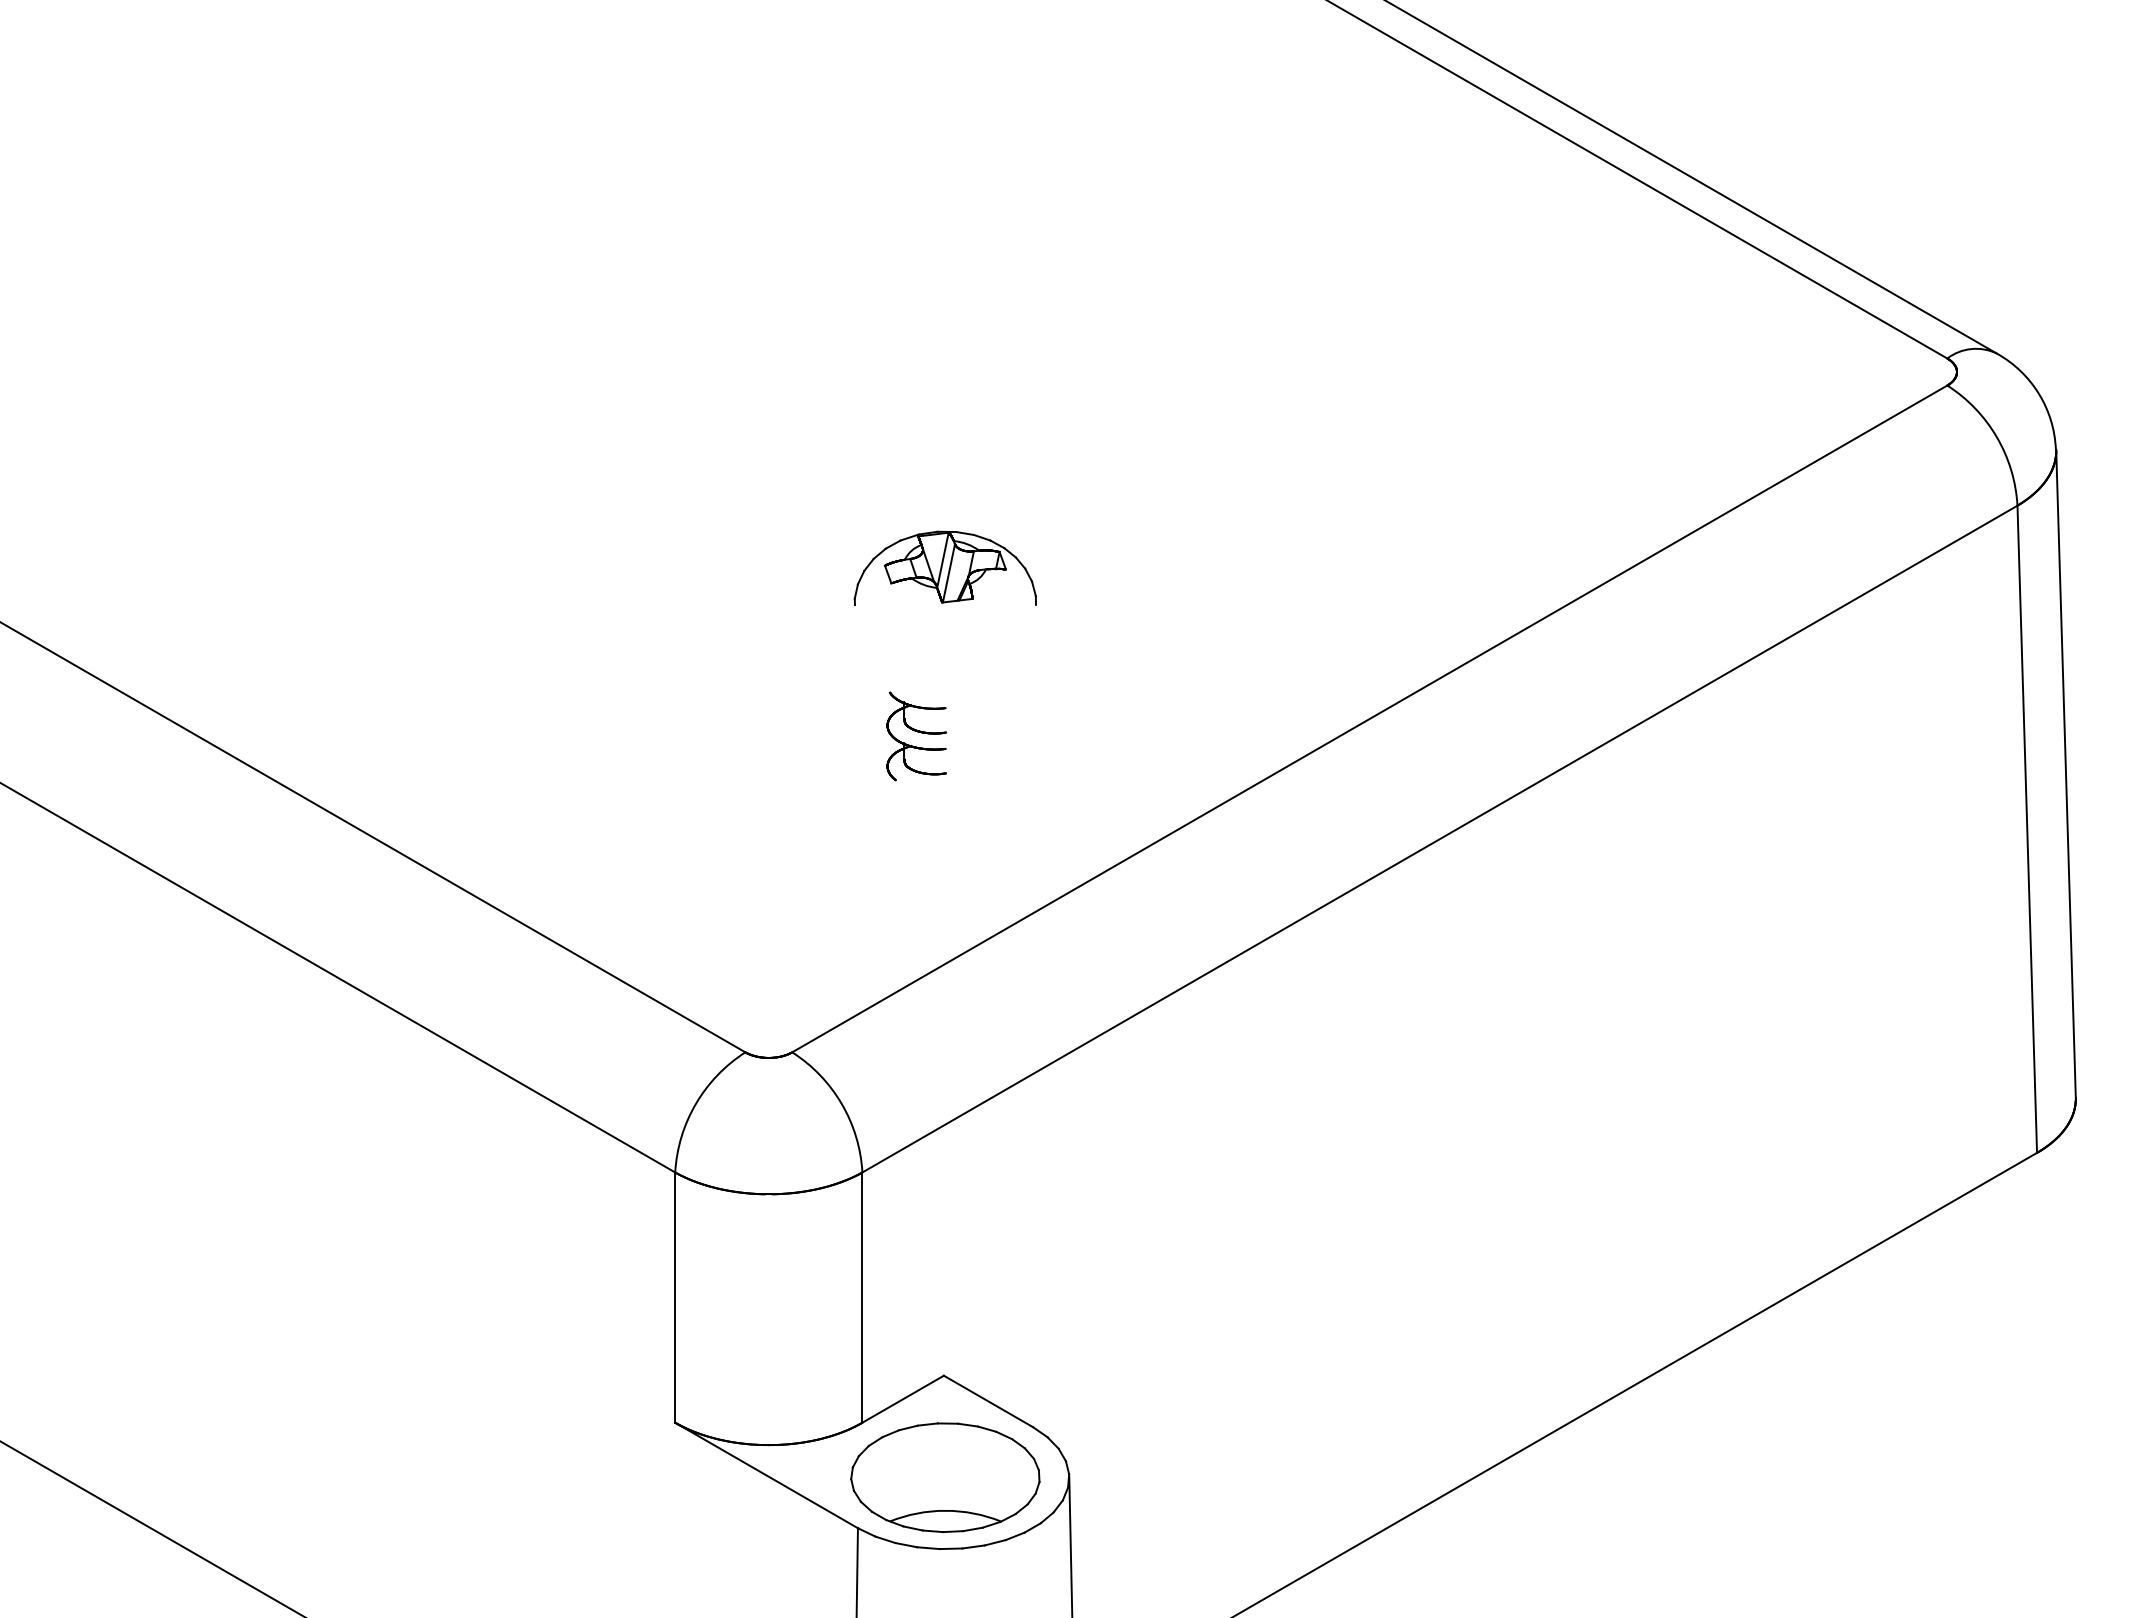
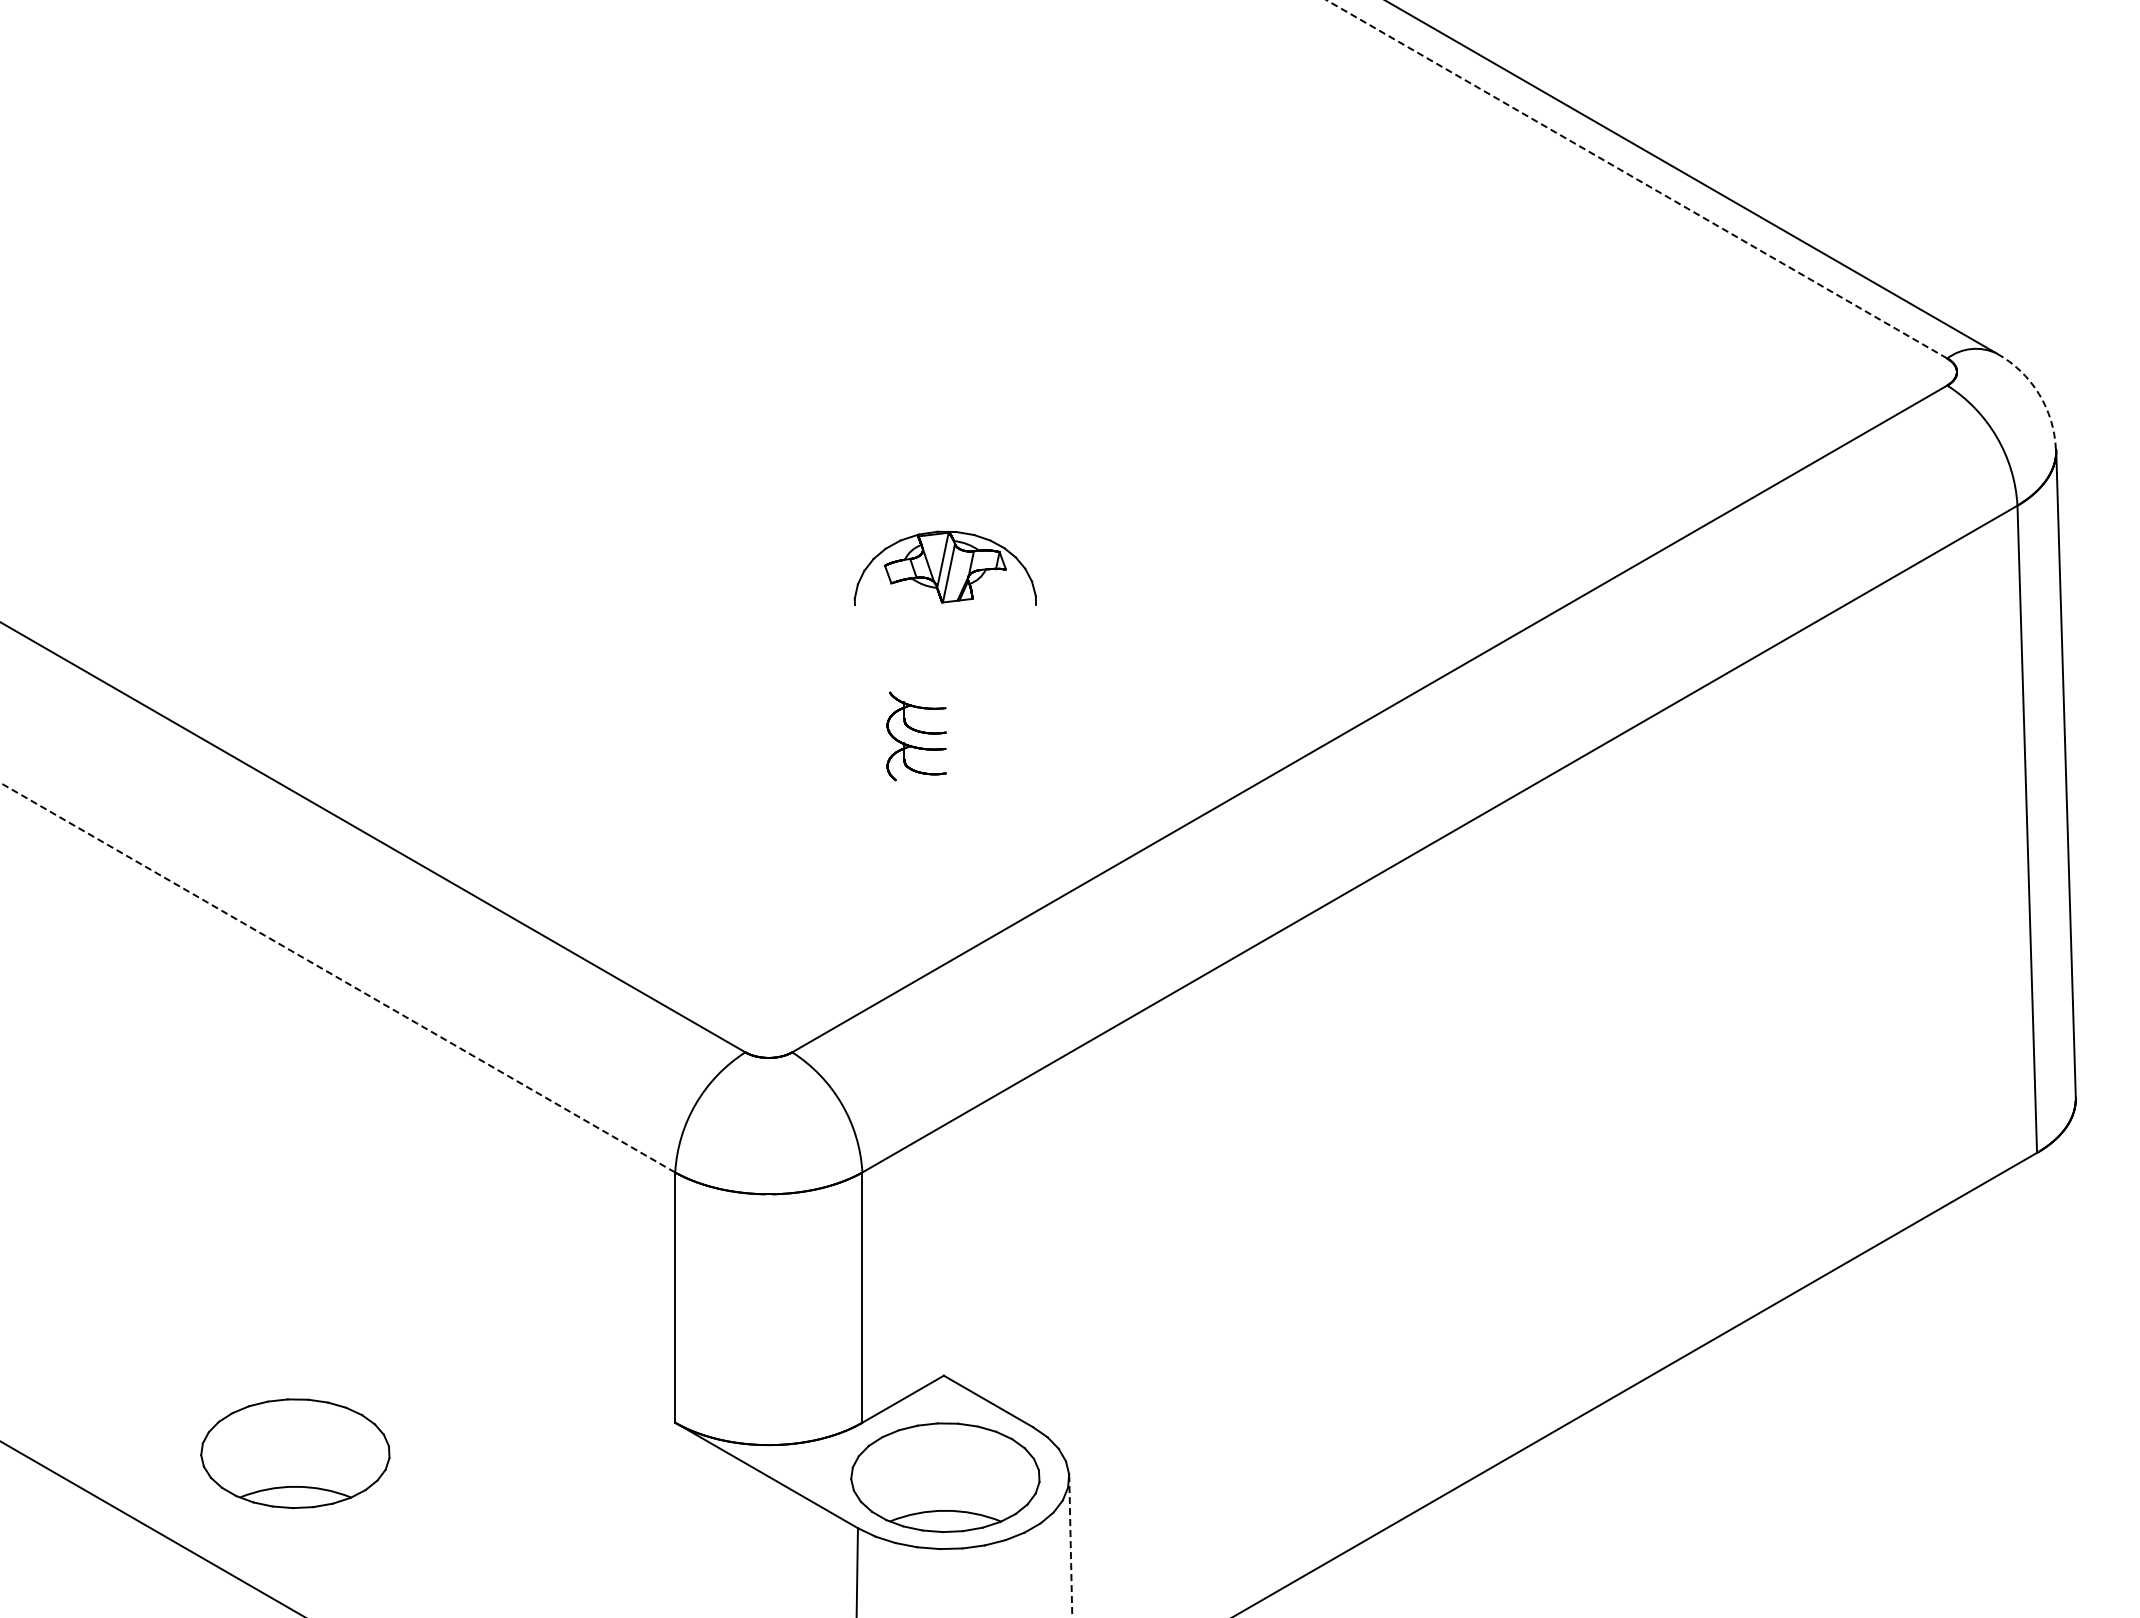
line: solid -> dashed (1636, 179)
arc: solid -> dashed (2038, 393)
line: solid -> dashed (337, 977)
part: none -> present (295, 1453)
line: solid -> dashed (1070, 1546)
